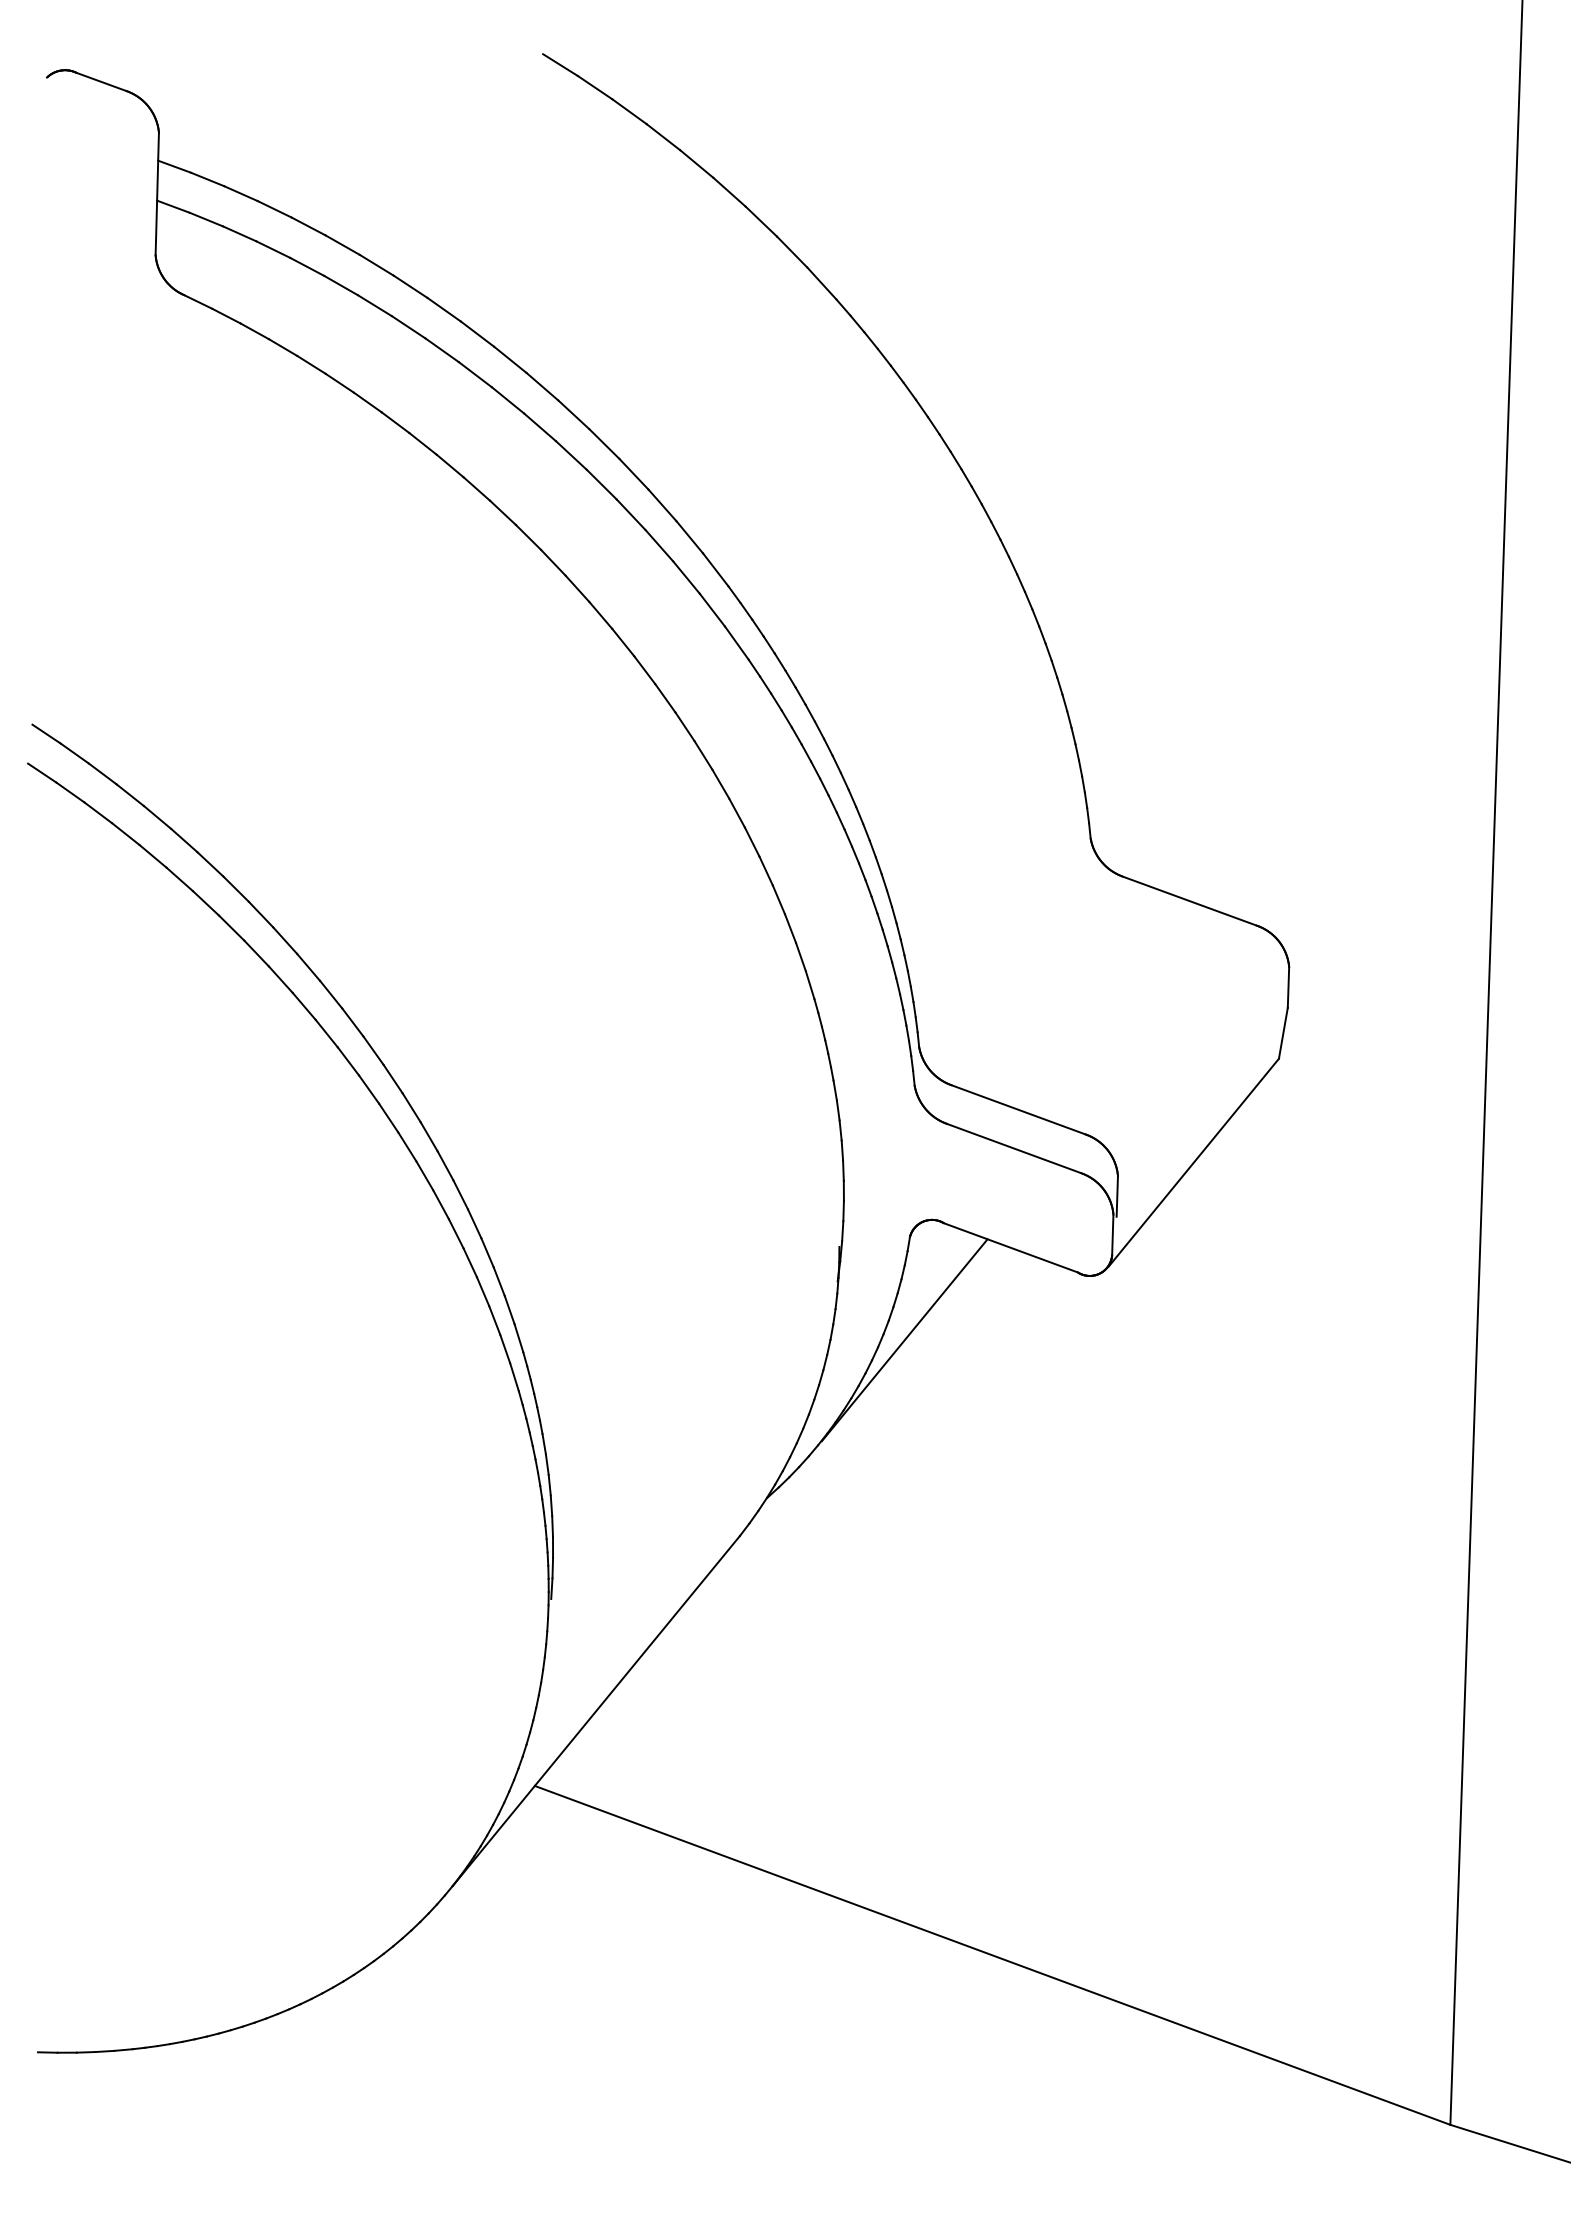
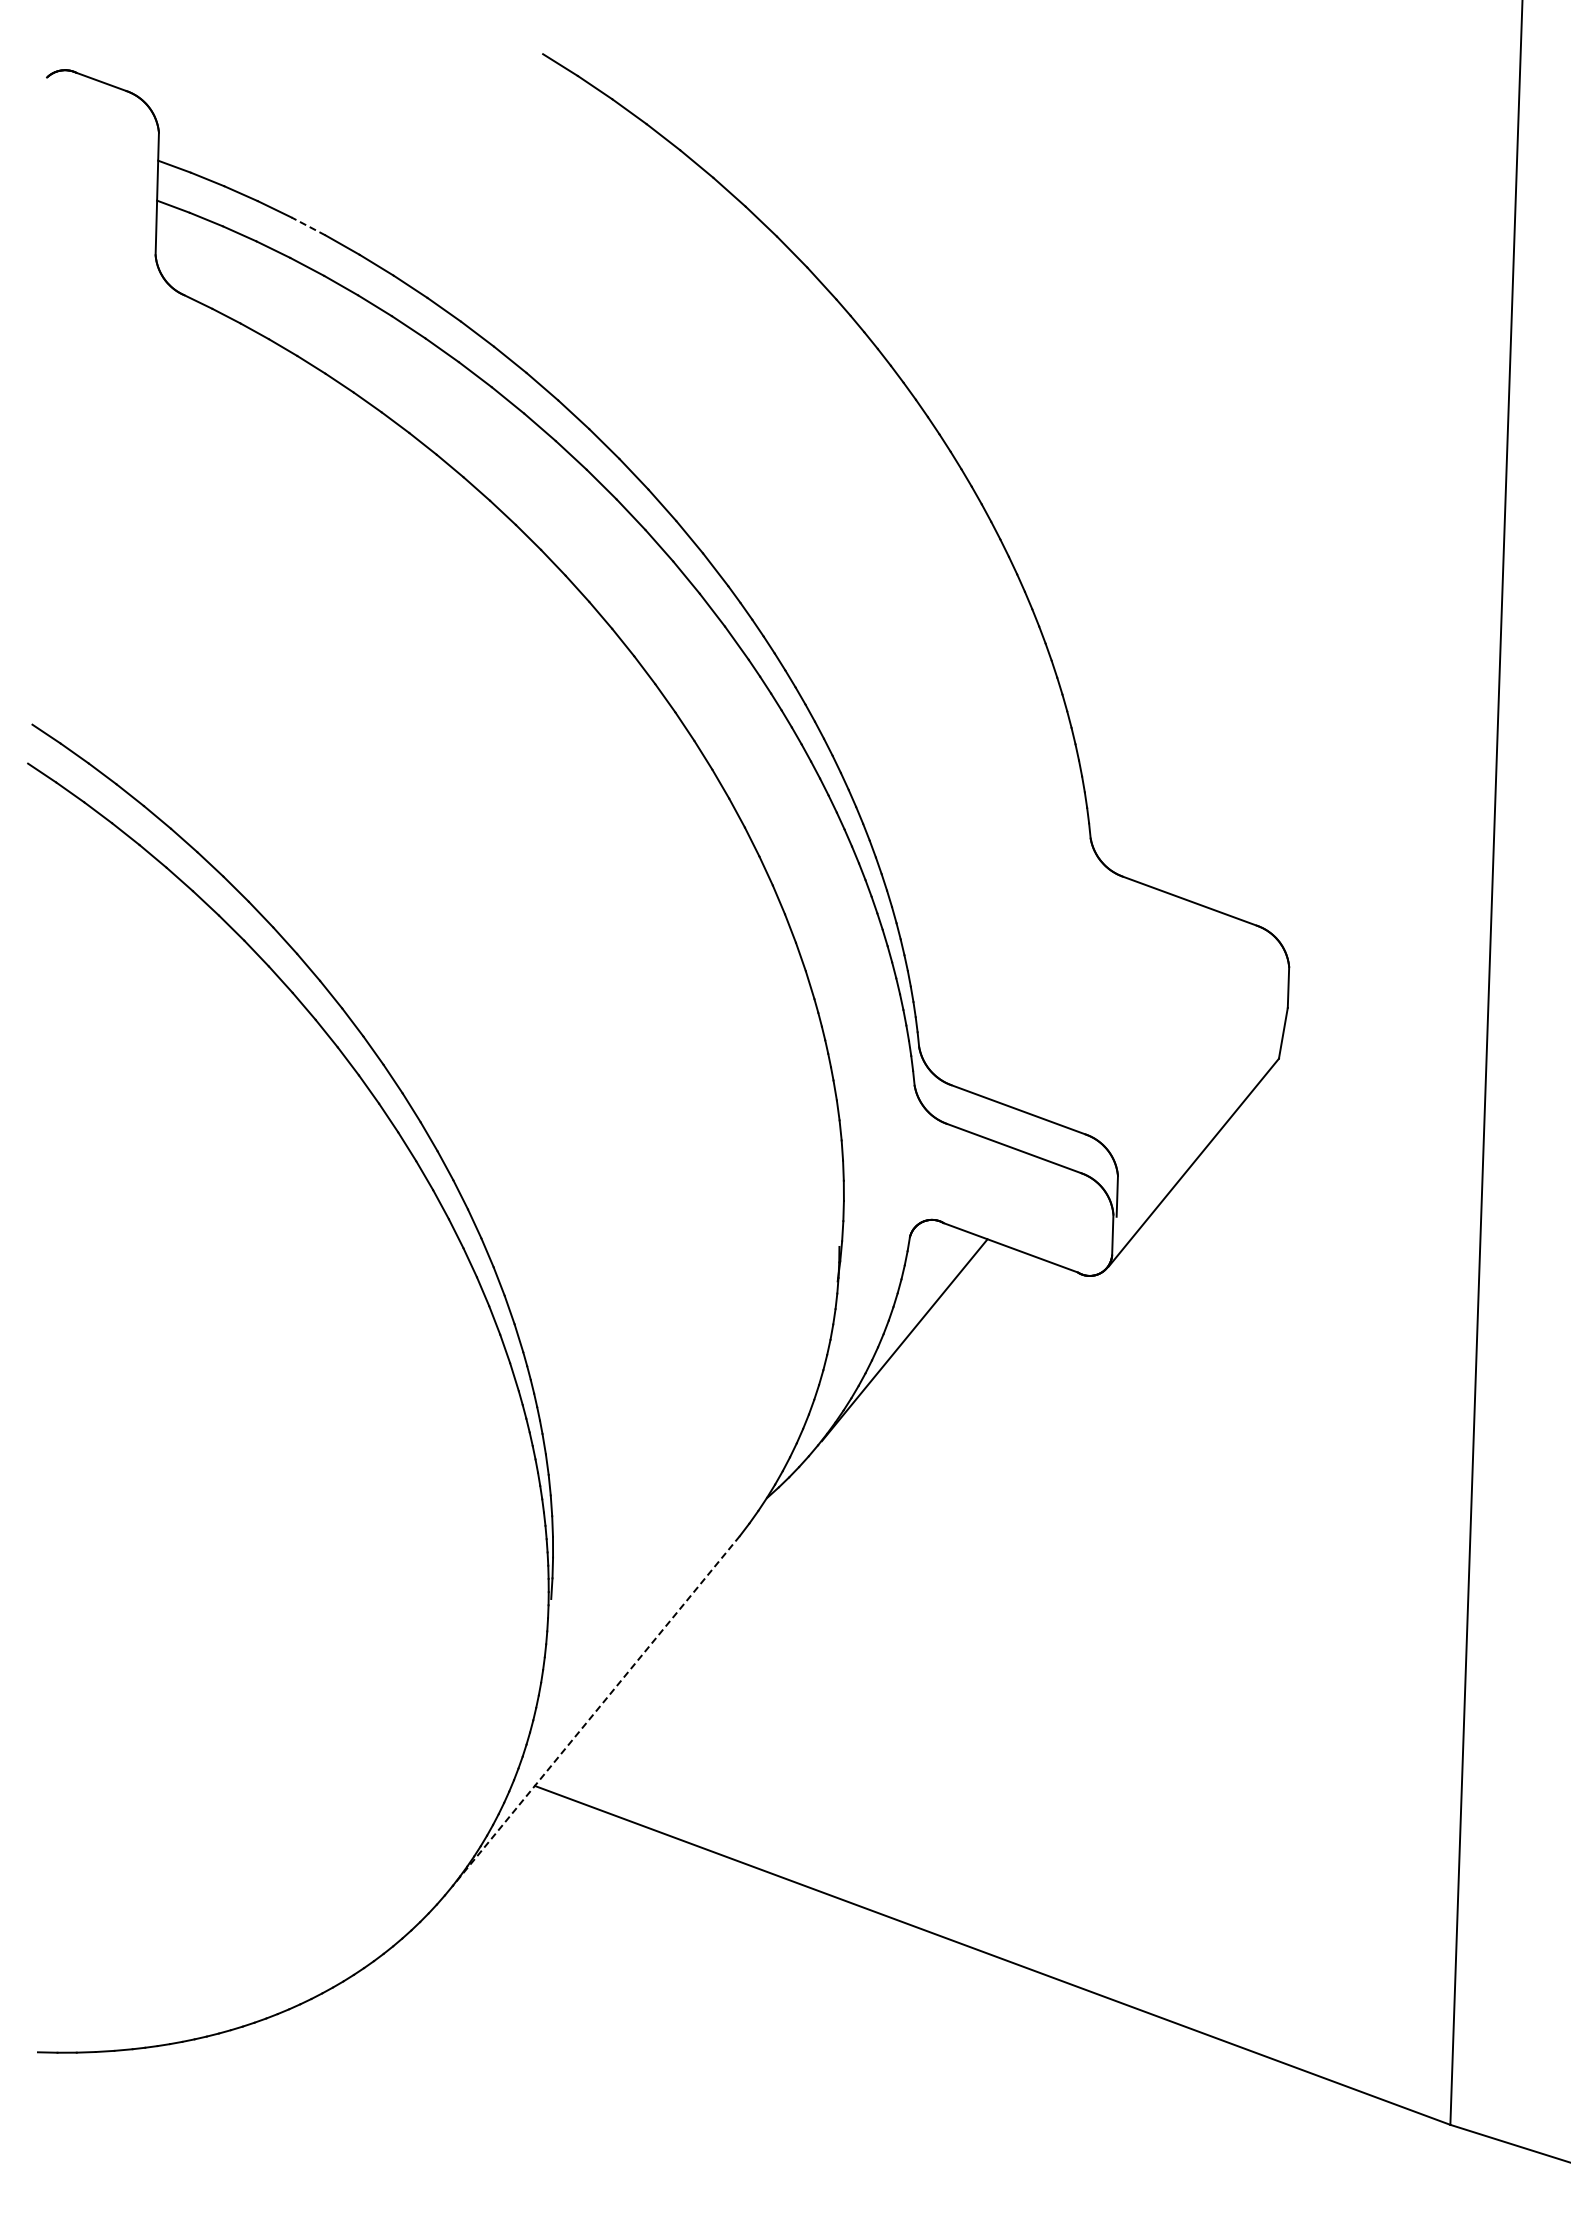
line: solid -> dashed (308, 226)
line: solid -> dashed (596, 1711)
